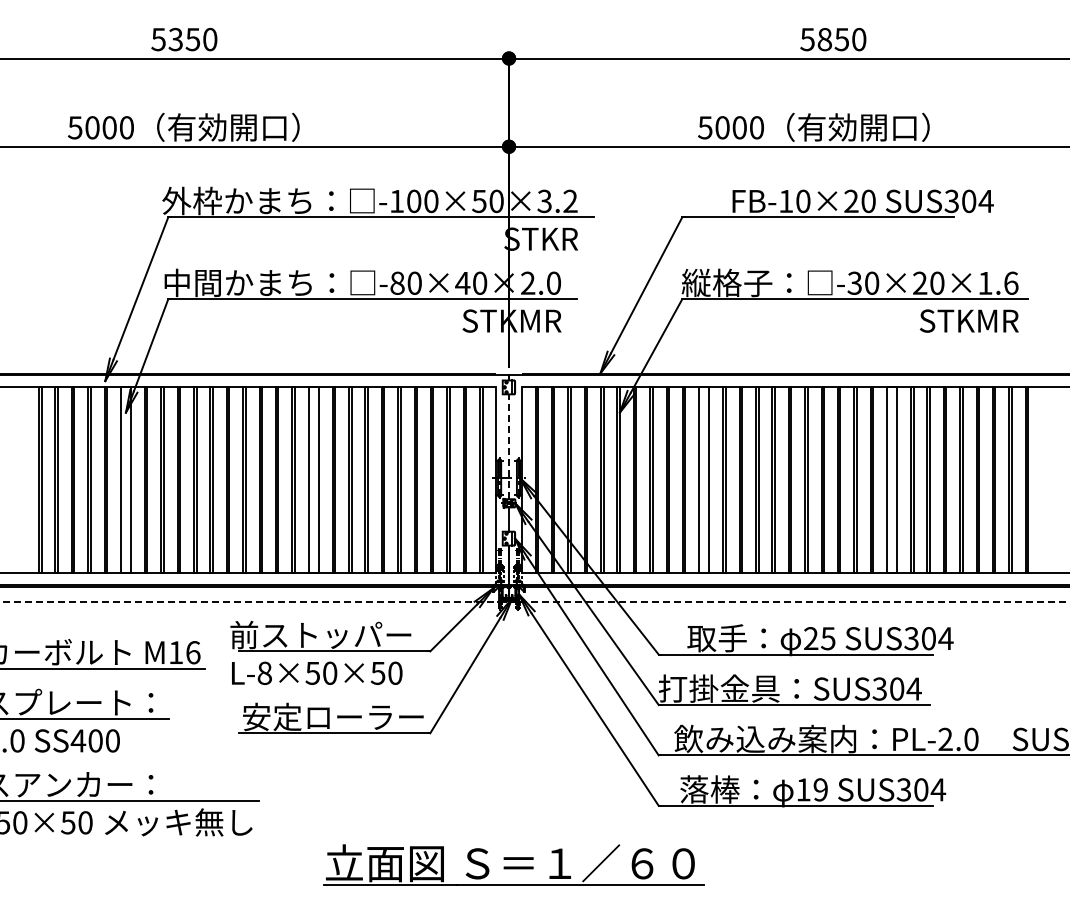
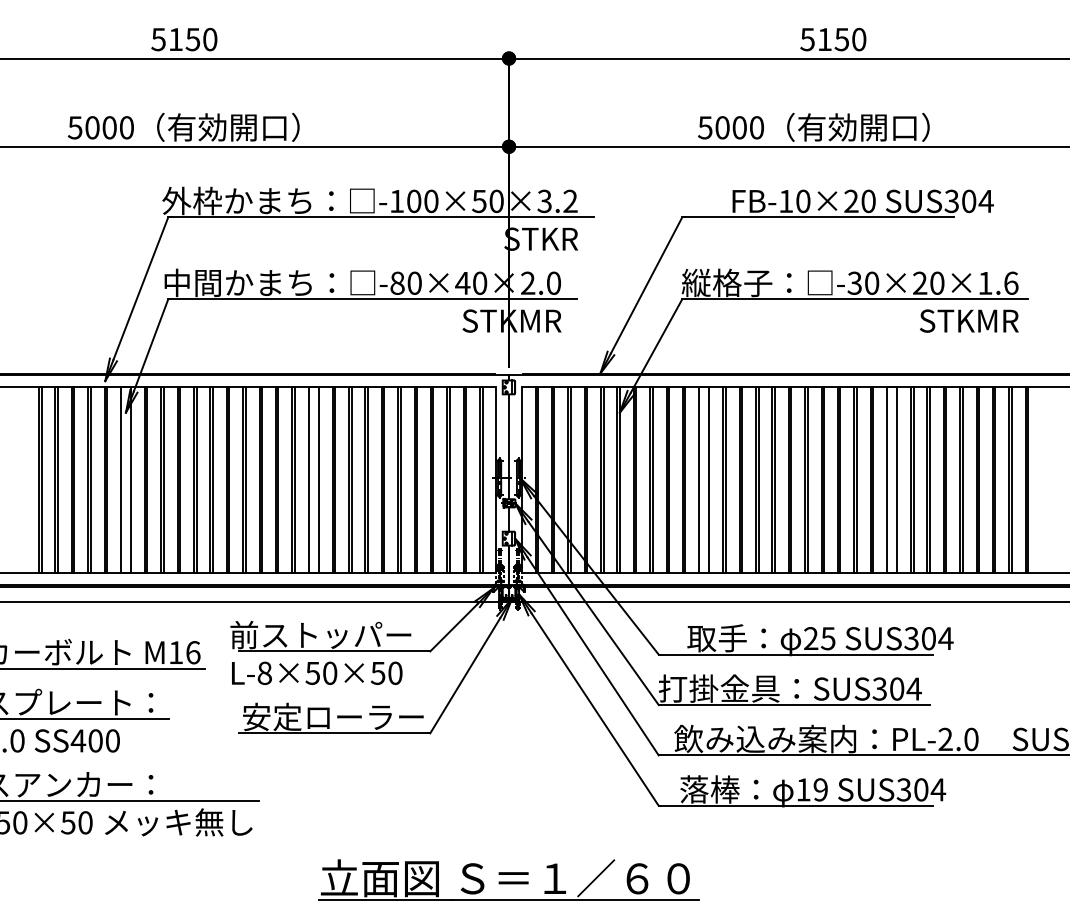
text: 5350 -> 5150 (175, 39)
text: 5850 -> 5150 (824, 39)
line: dashed -> solid (509, 446)
line: dashed -> solid (534, 601)
part position: (513, 864) -> (508, 879) (508, 879)
